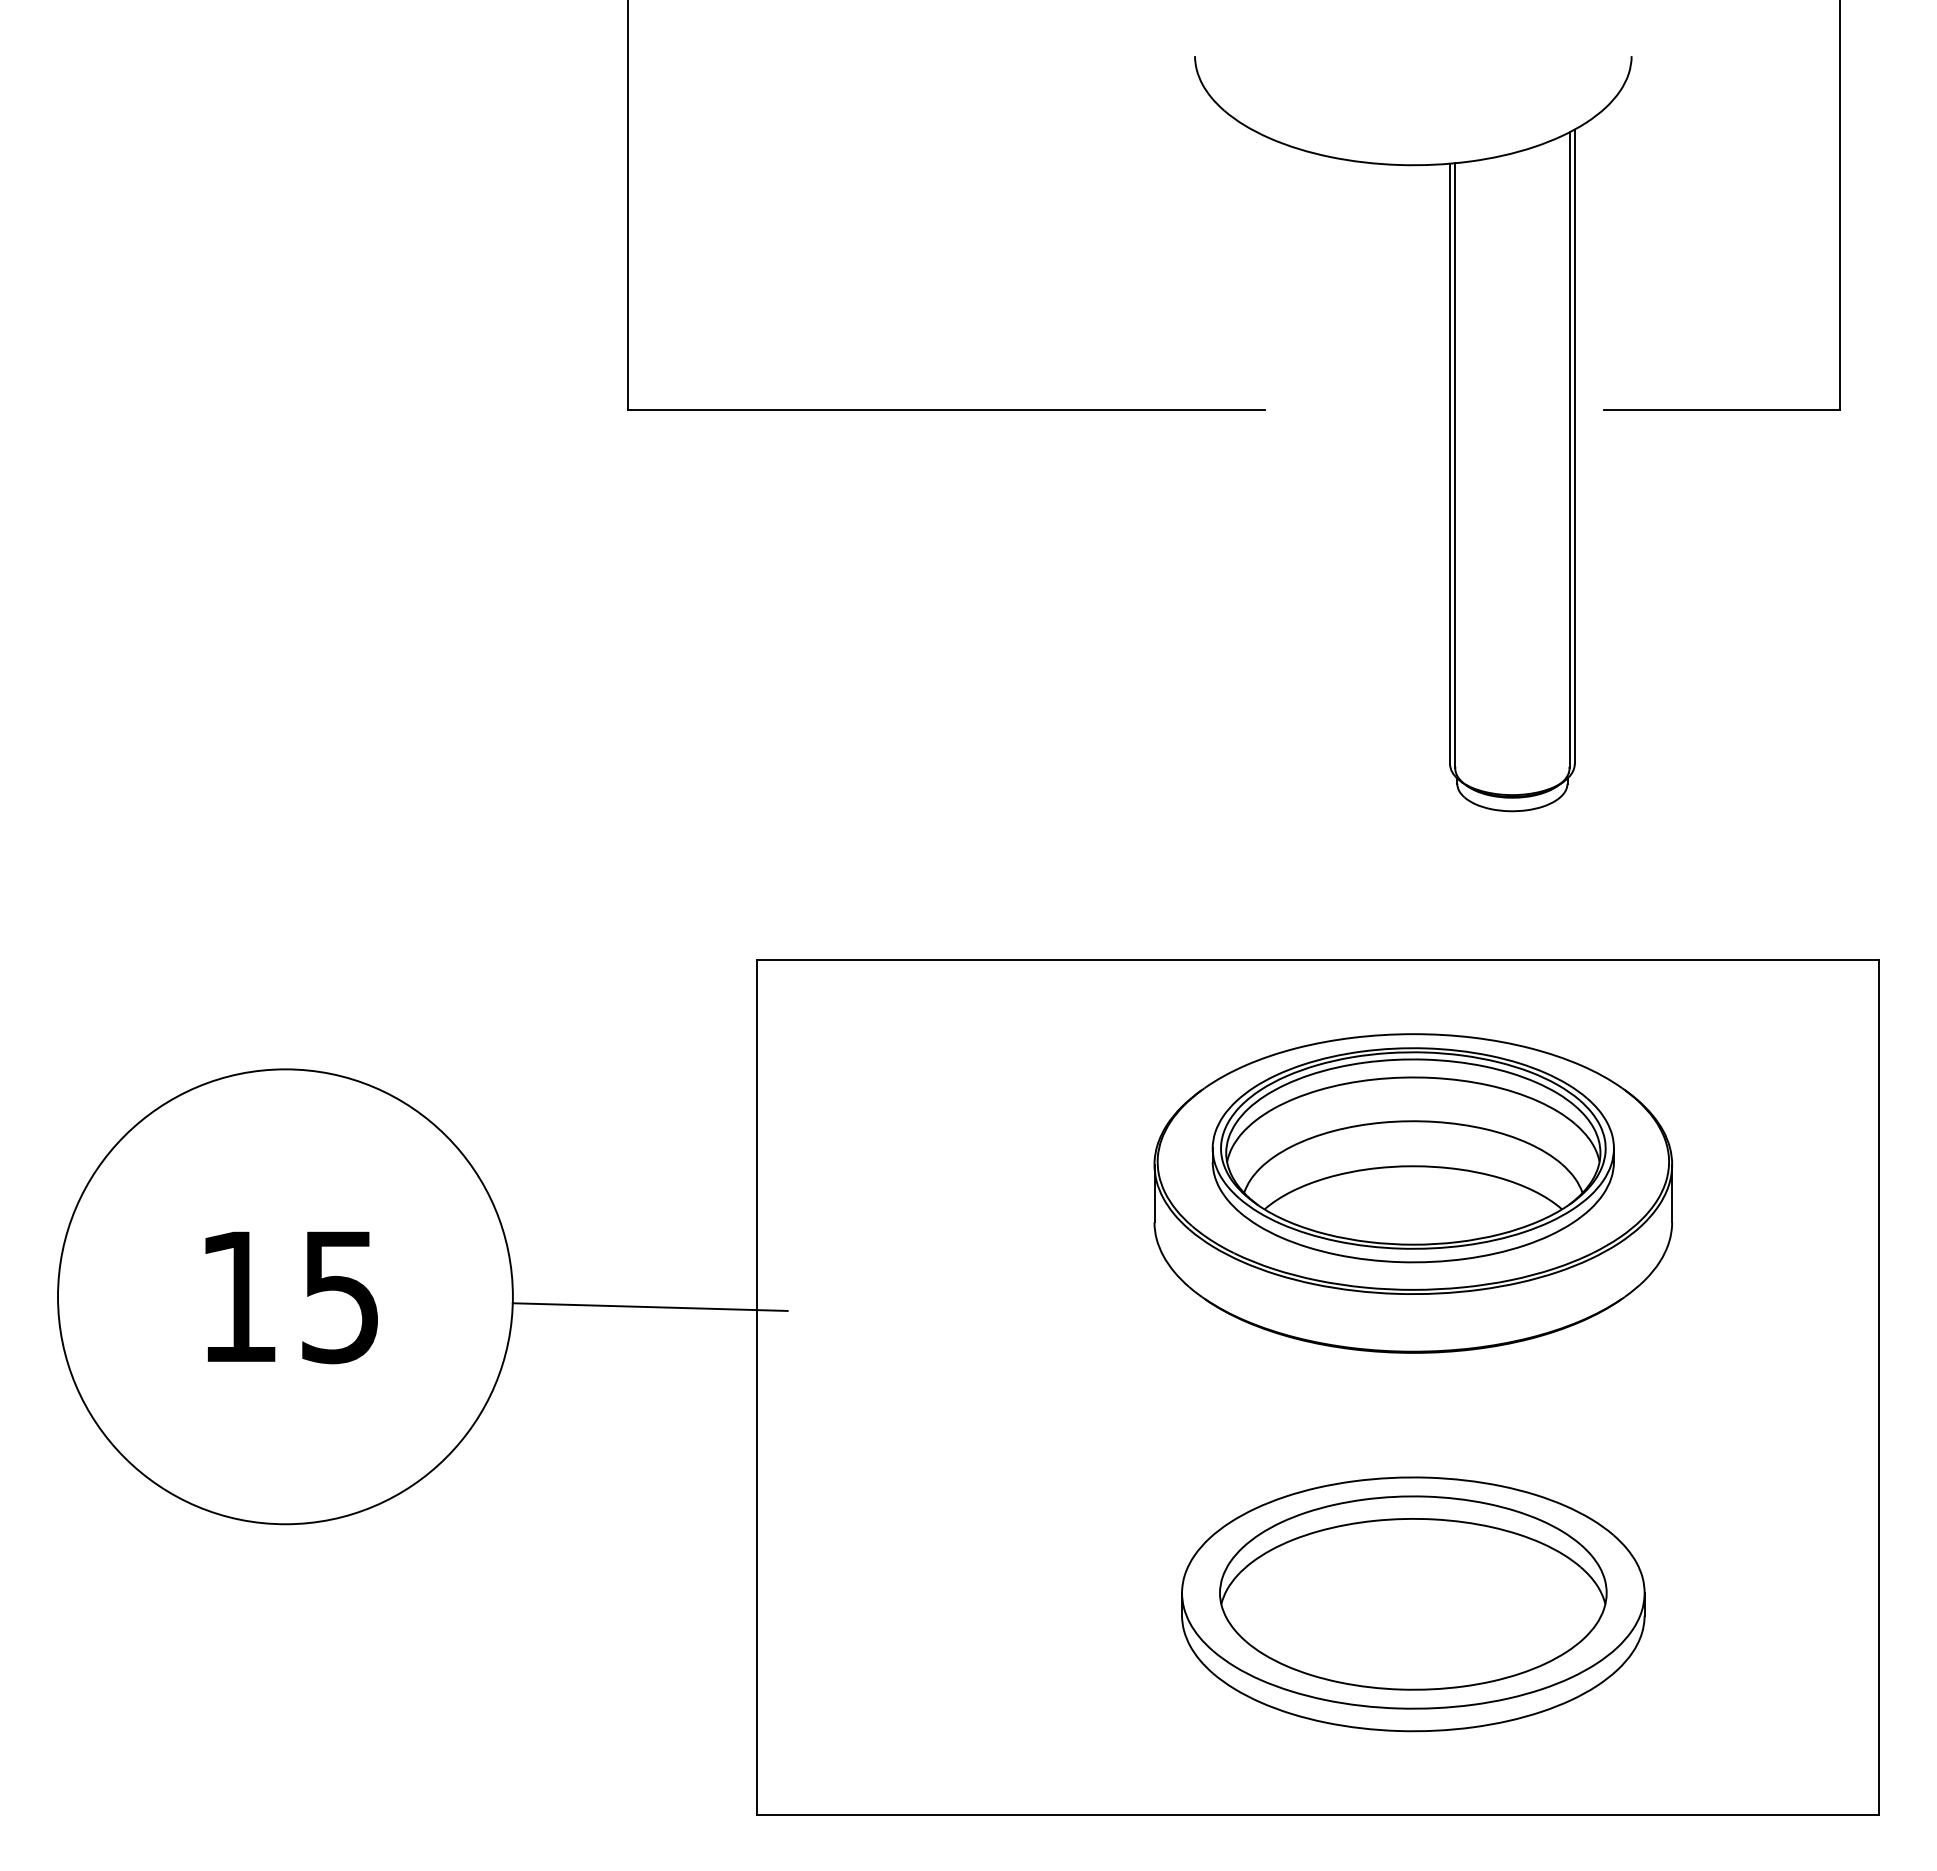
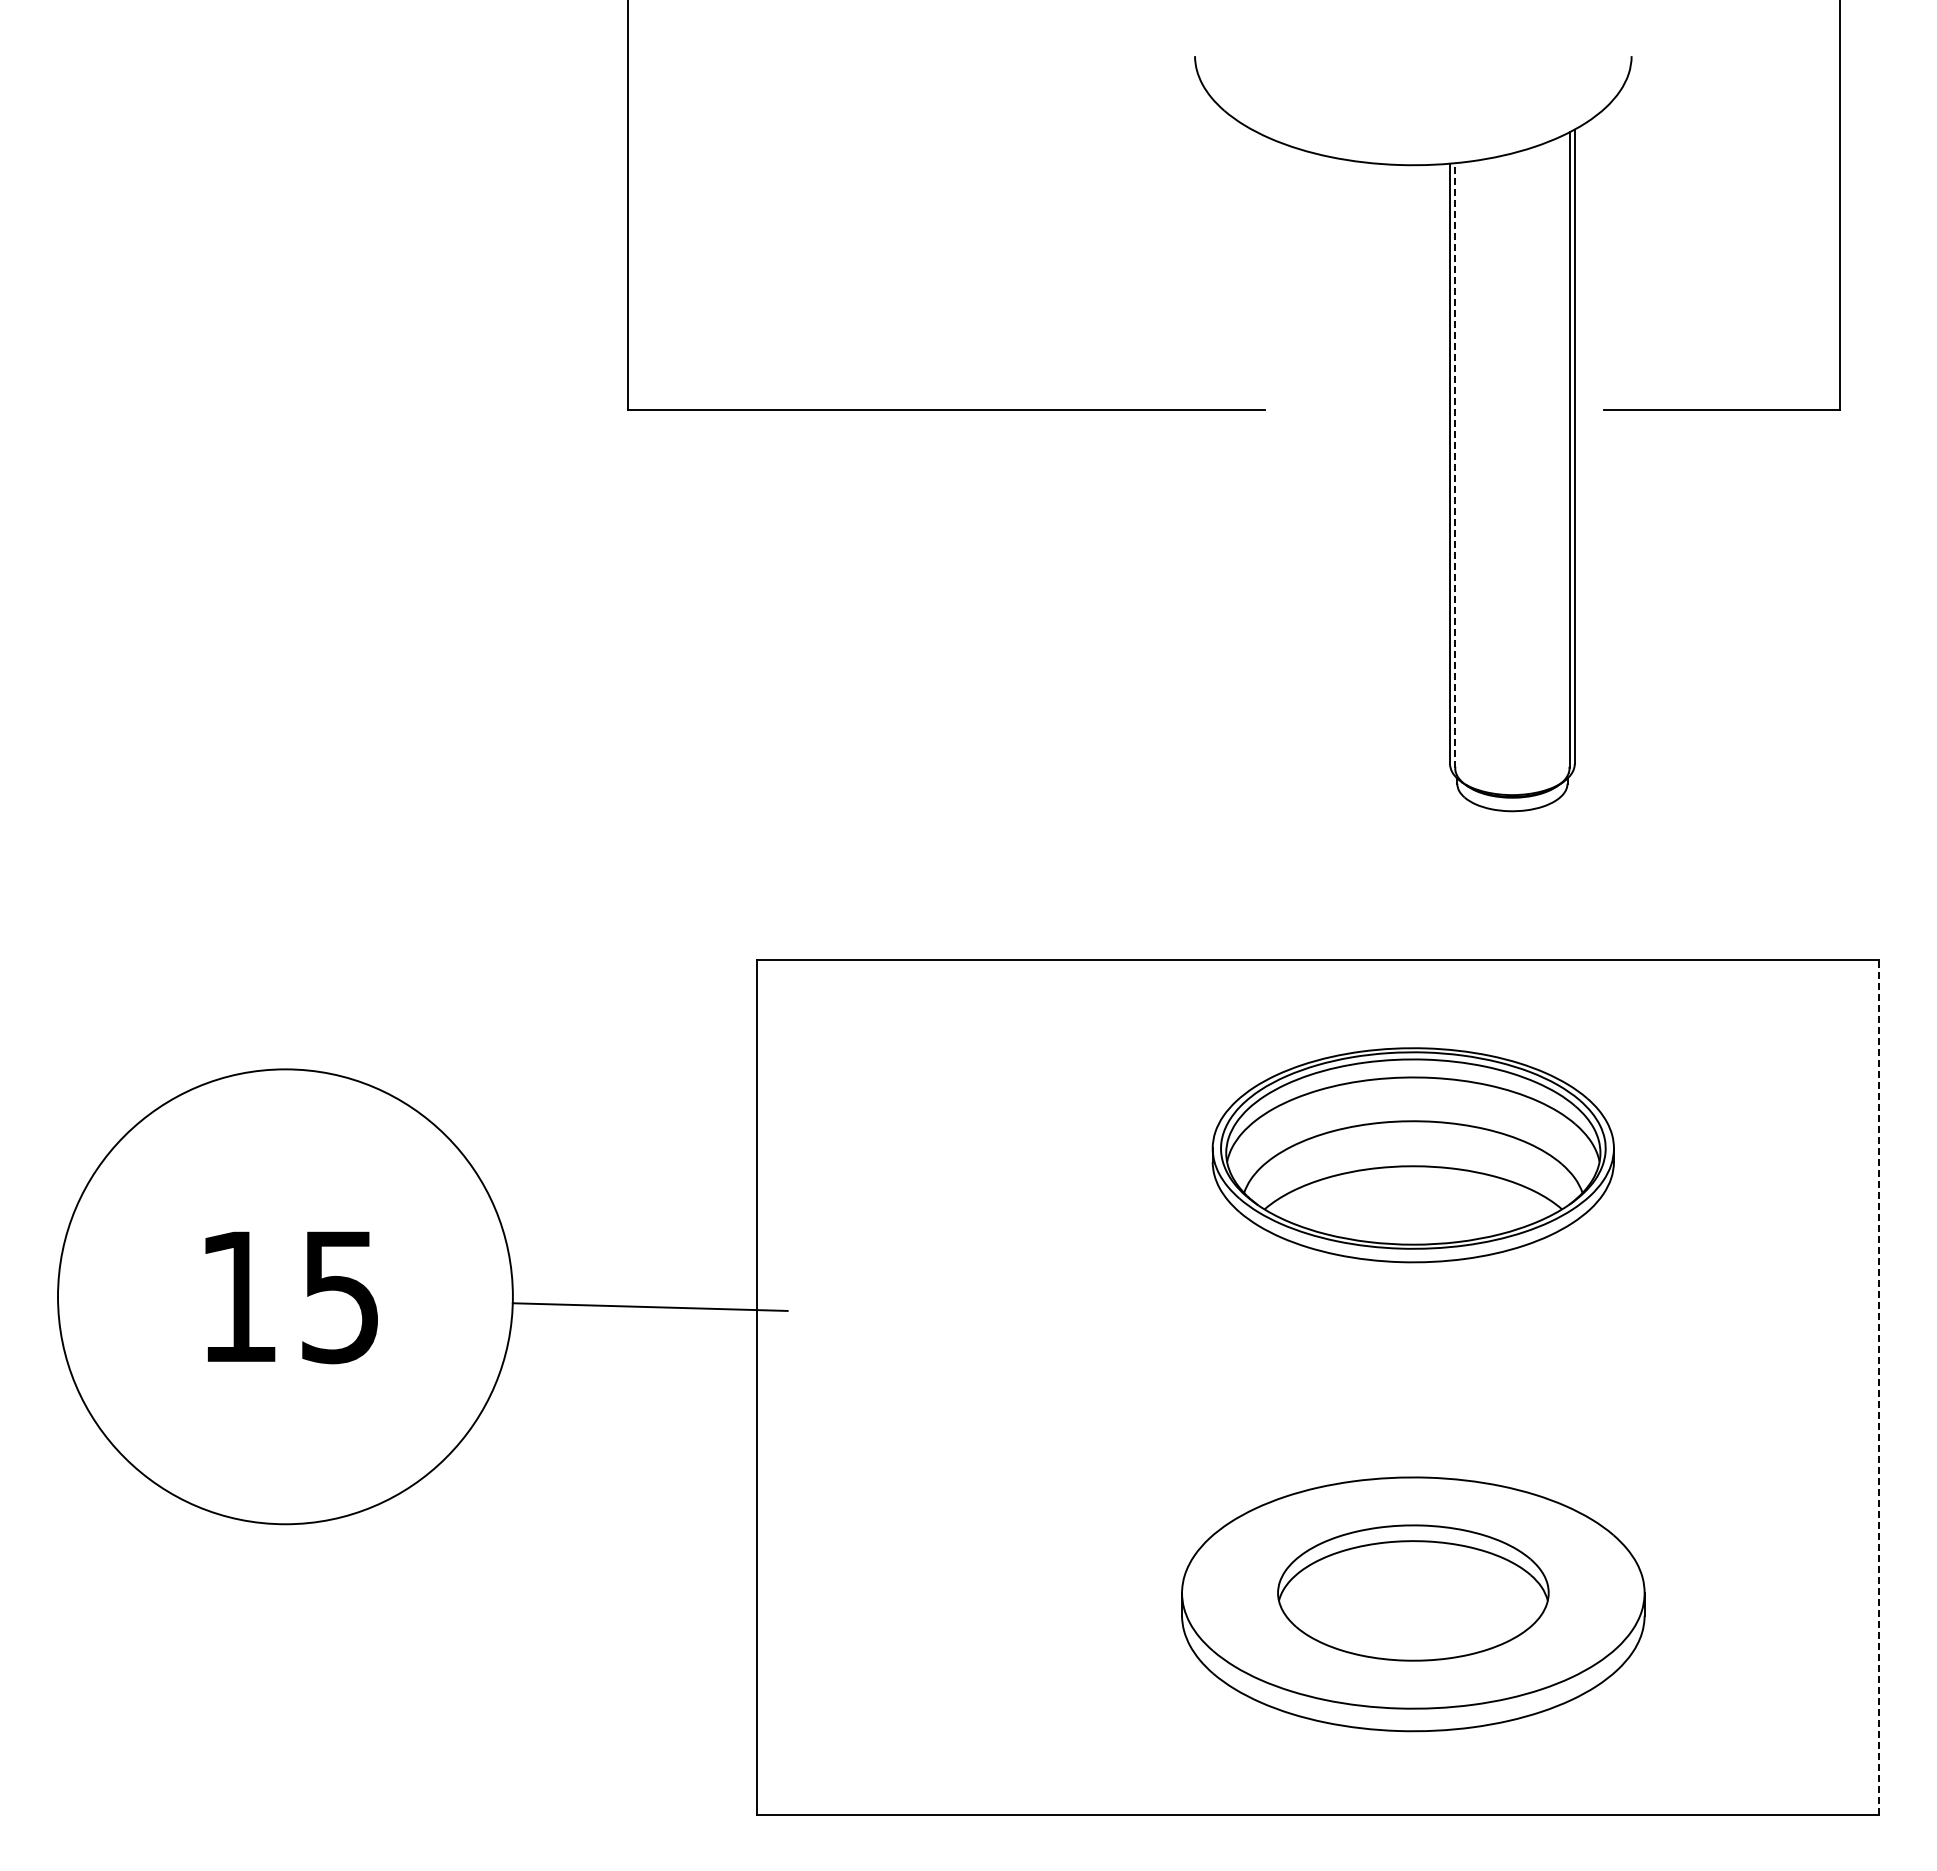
line: solid -> dashed (1455, 465)
part: present -> none (1413, 1193)
line: solid -> dashed (1878, 1387)
part size: 389x196 px -> 273x138 px (1413, 1592)
